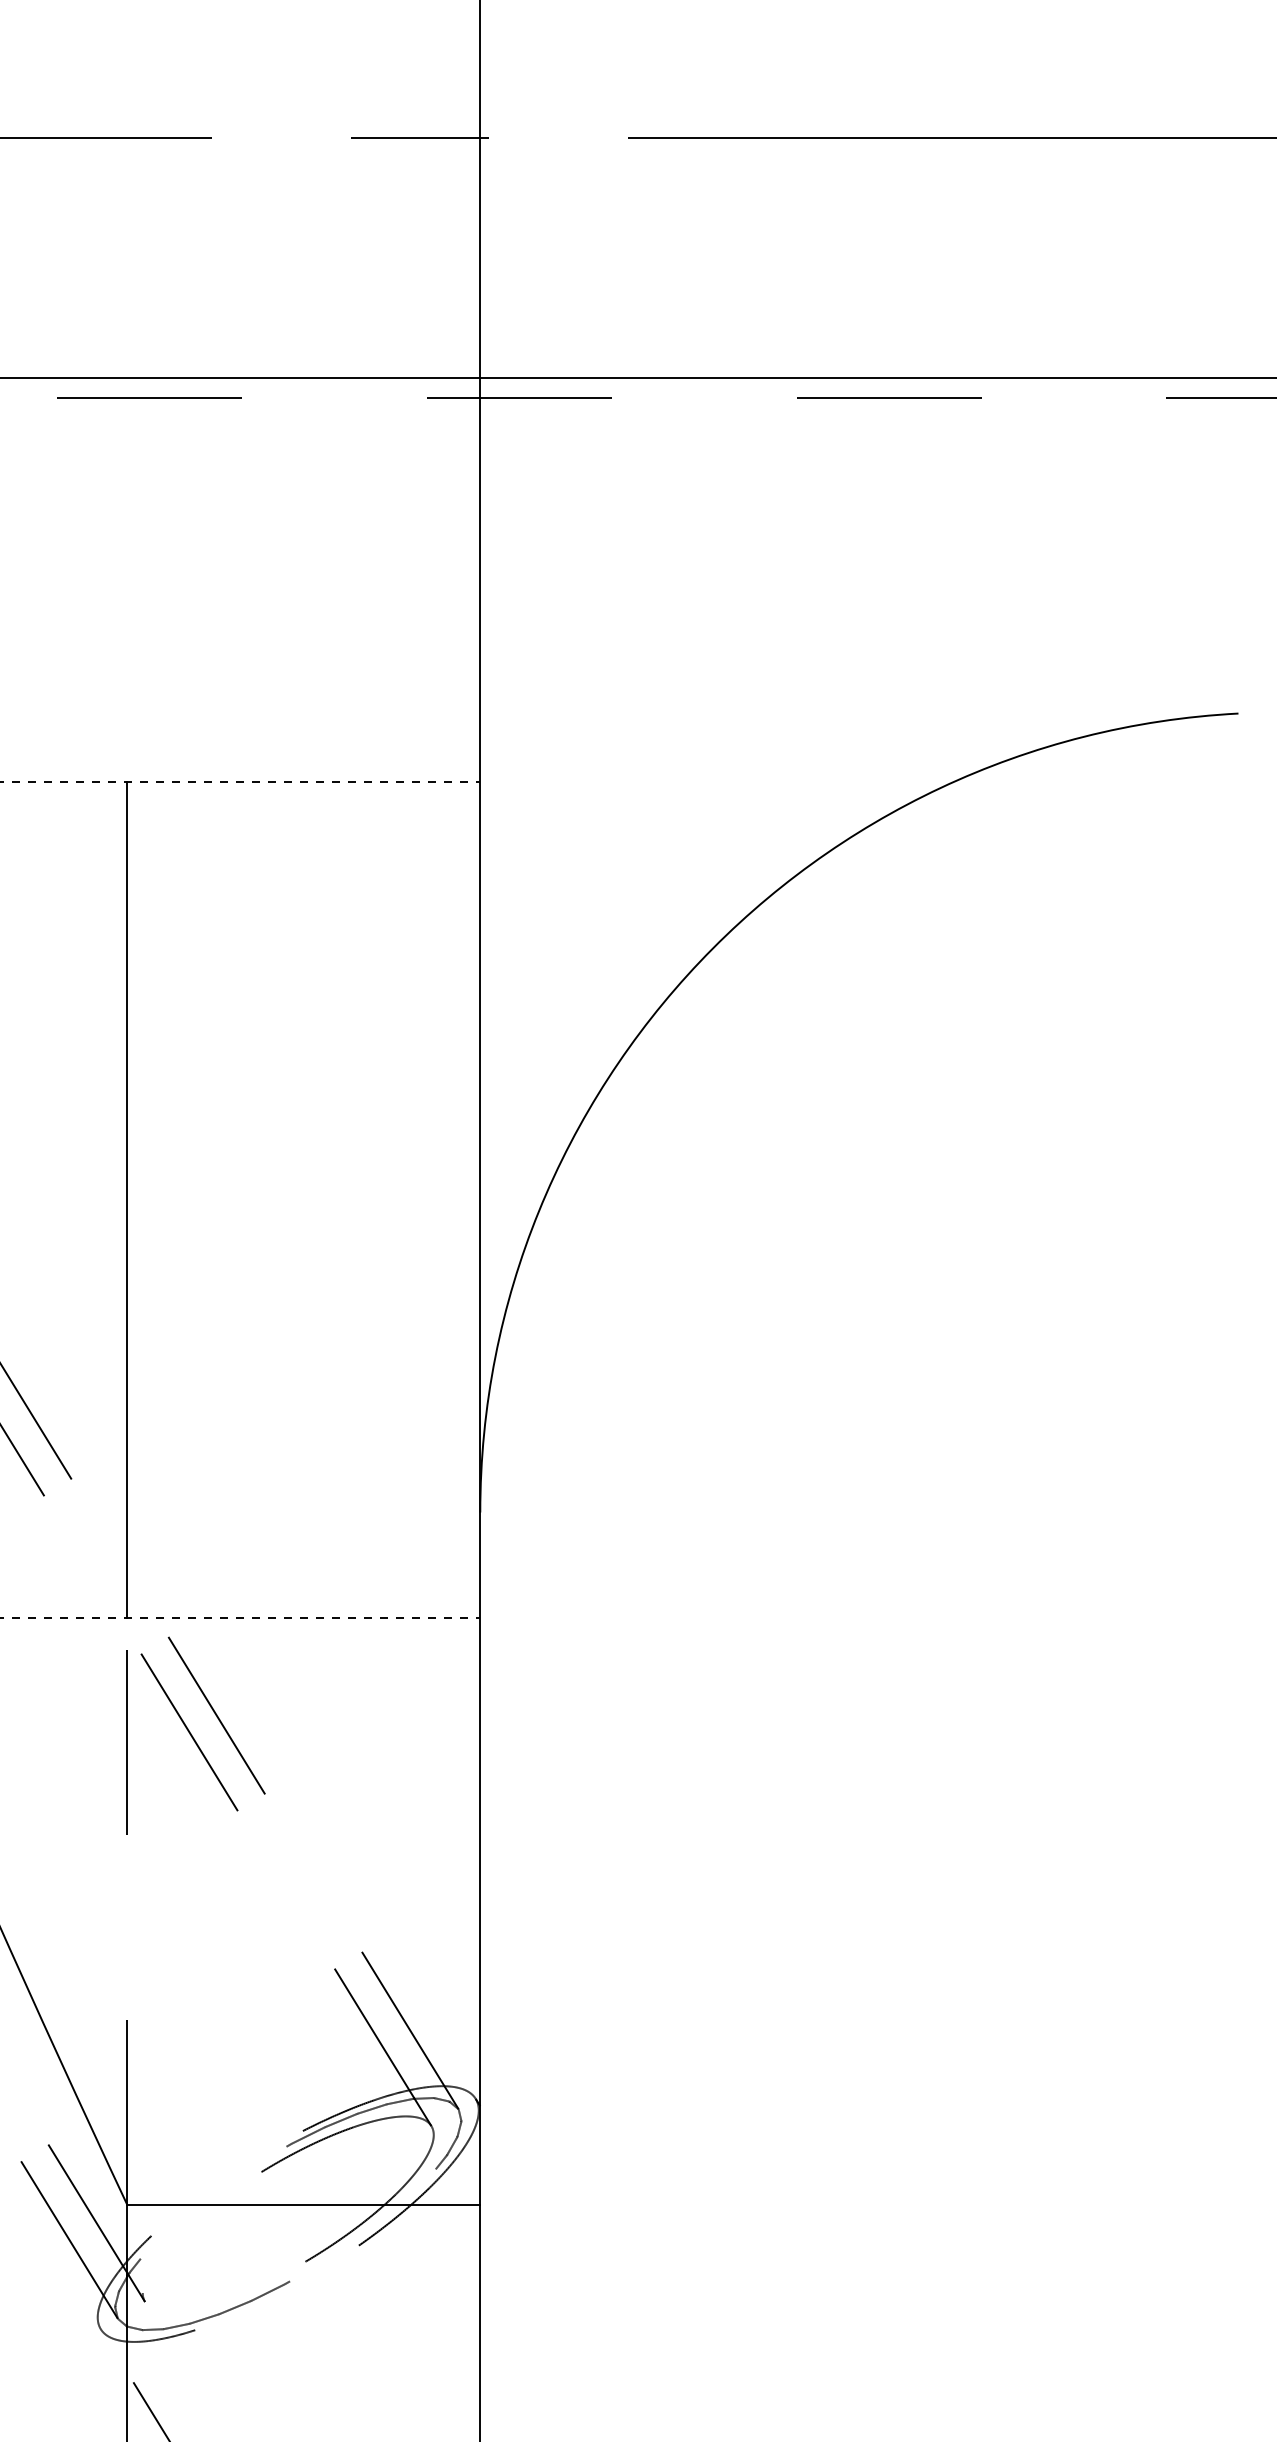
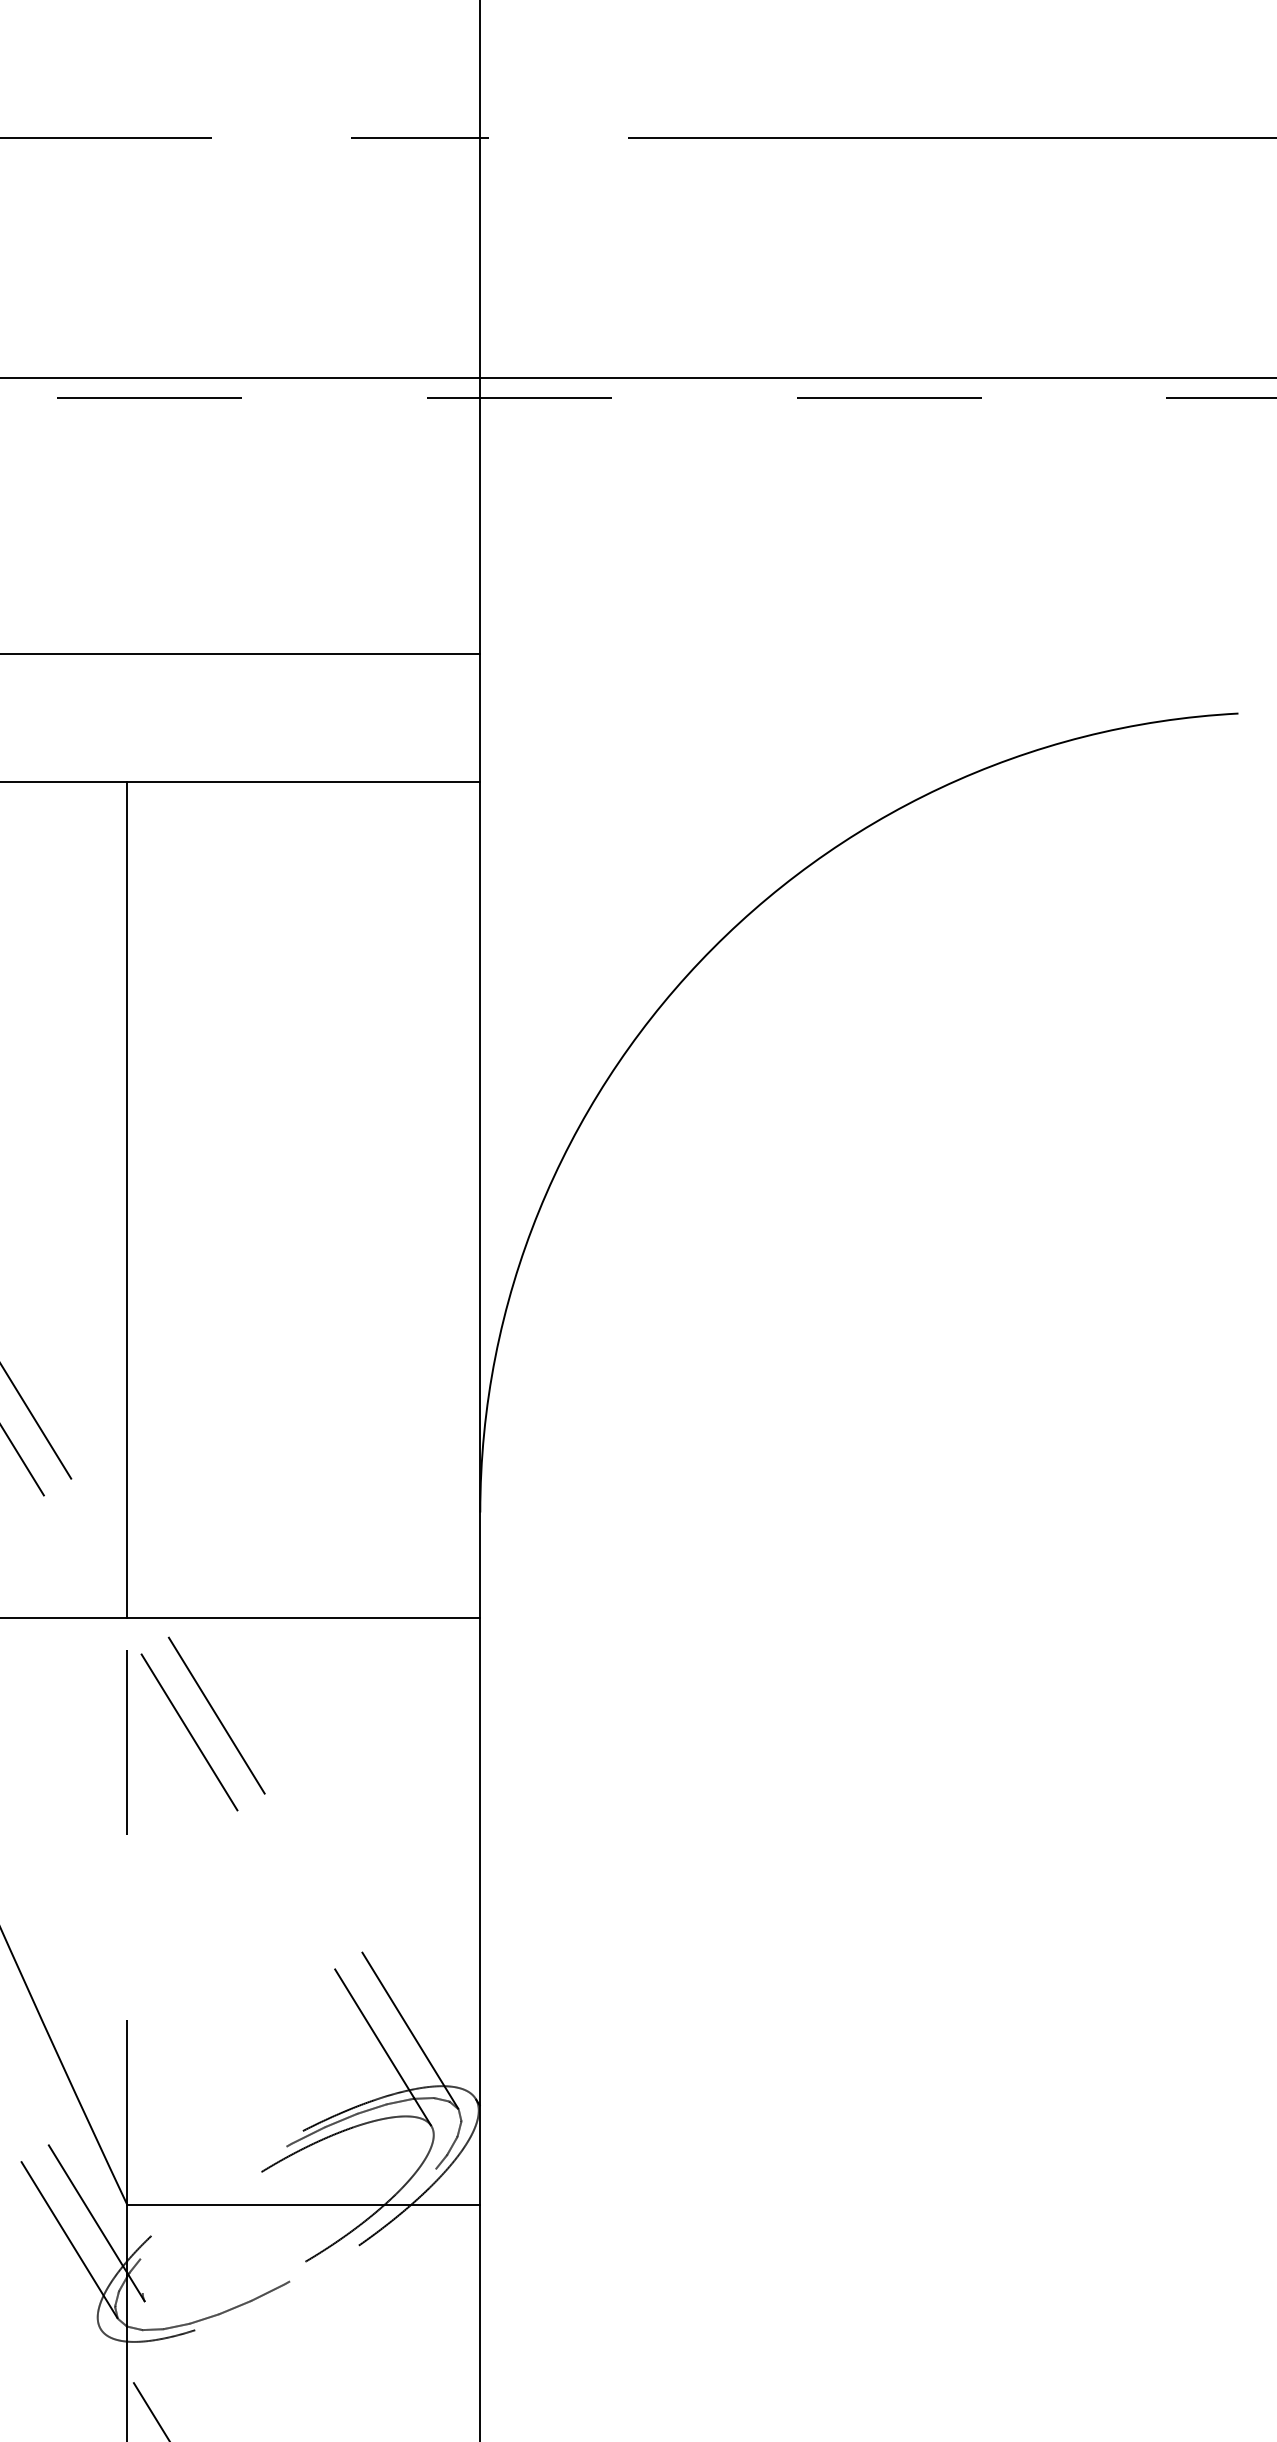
line: none -> present (241, 653)
line: dashed -> solid (240, 781)
line: dashed -> solid (240, 1617)
